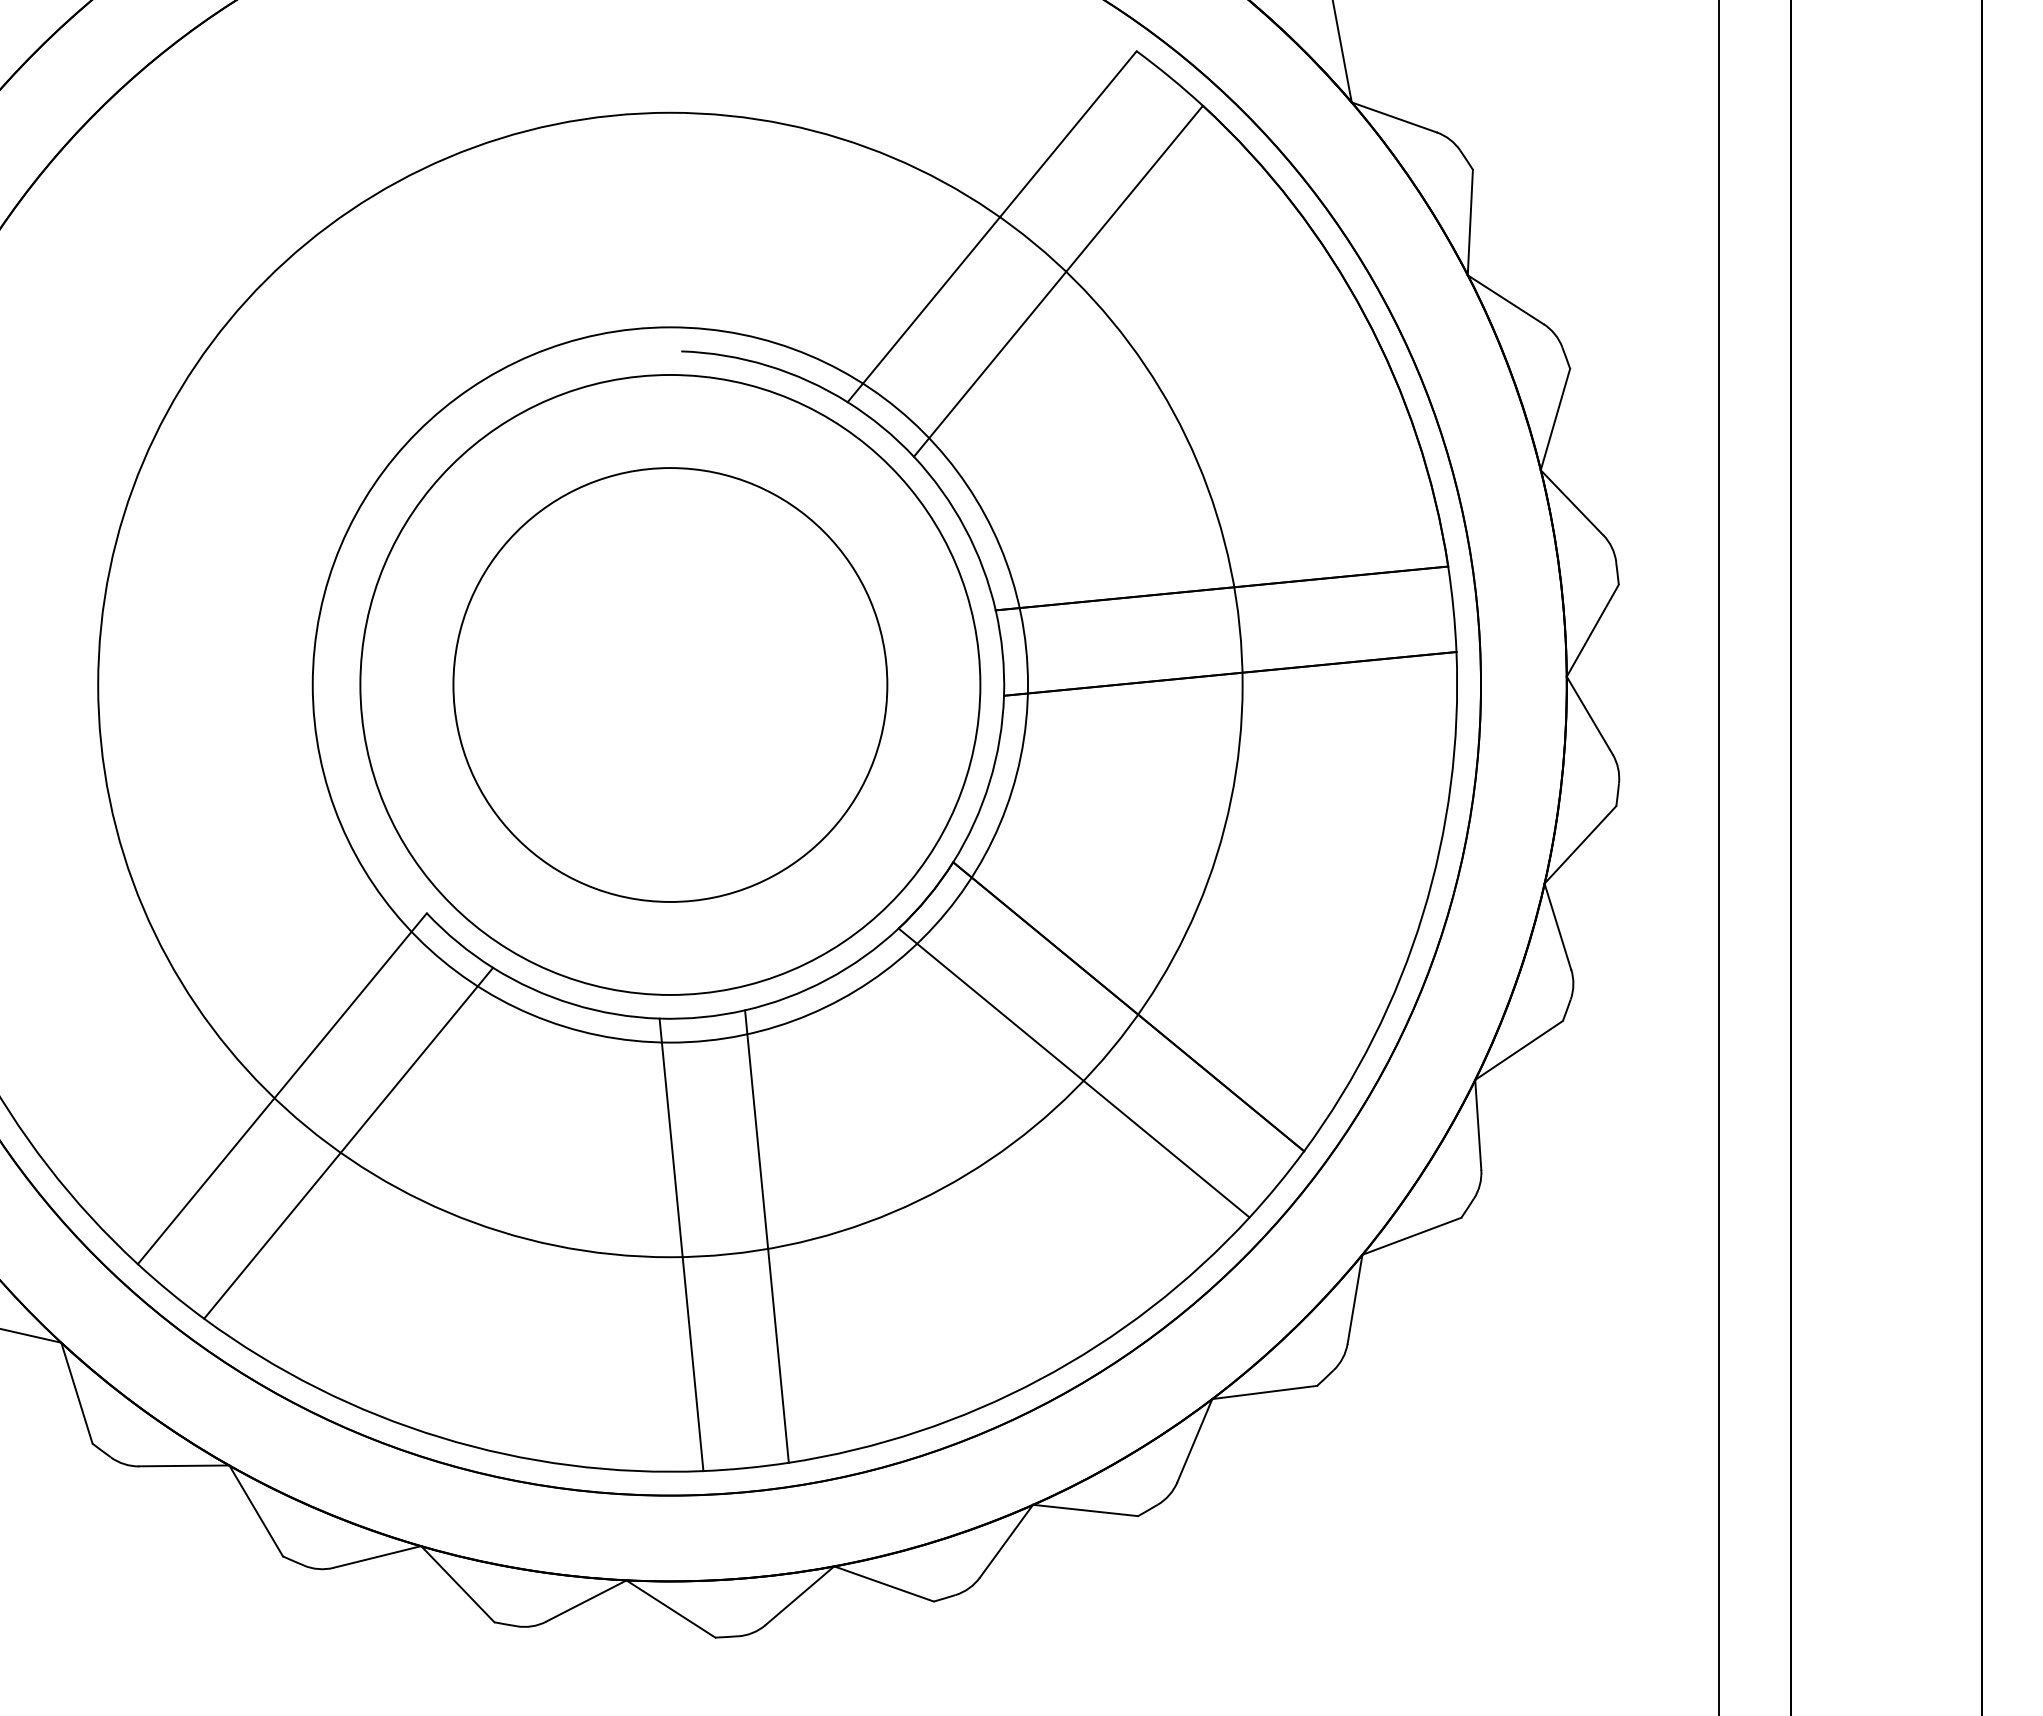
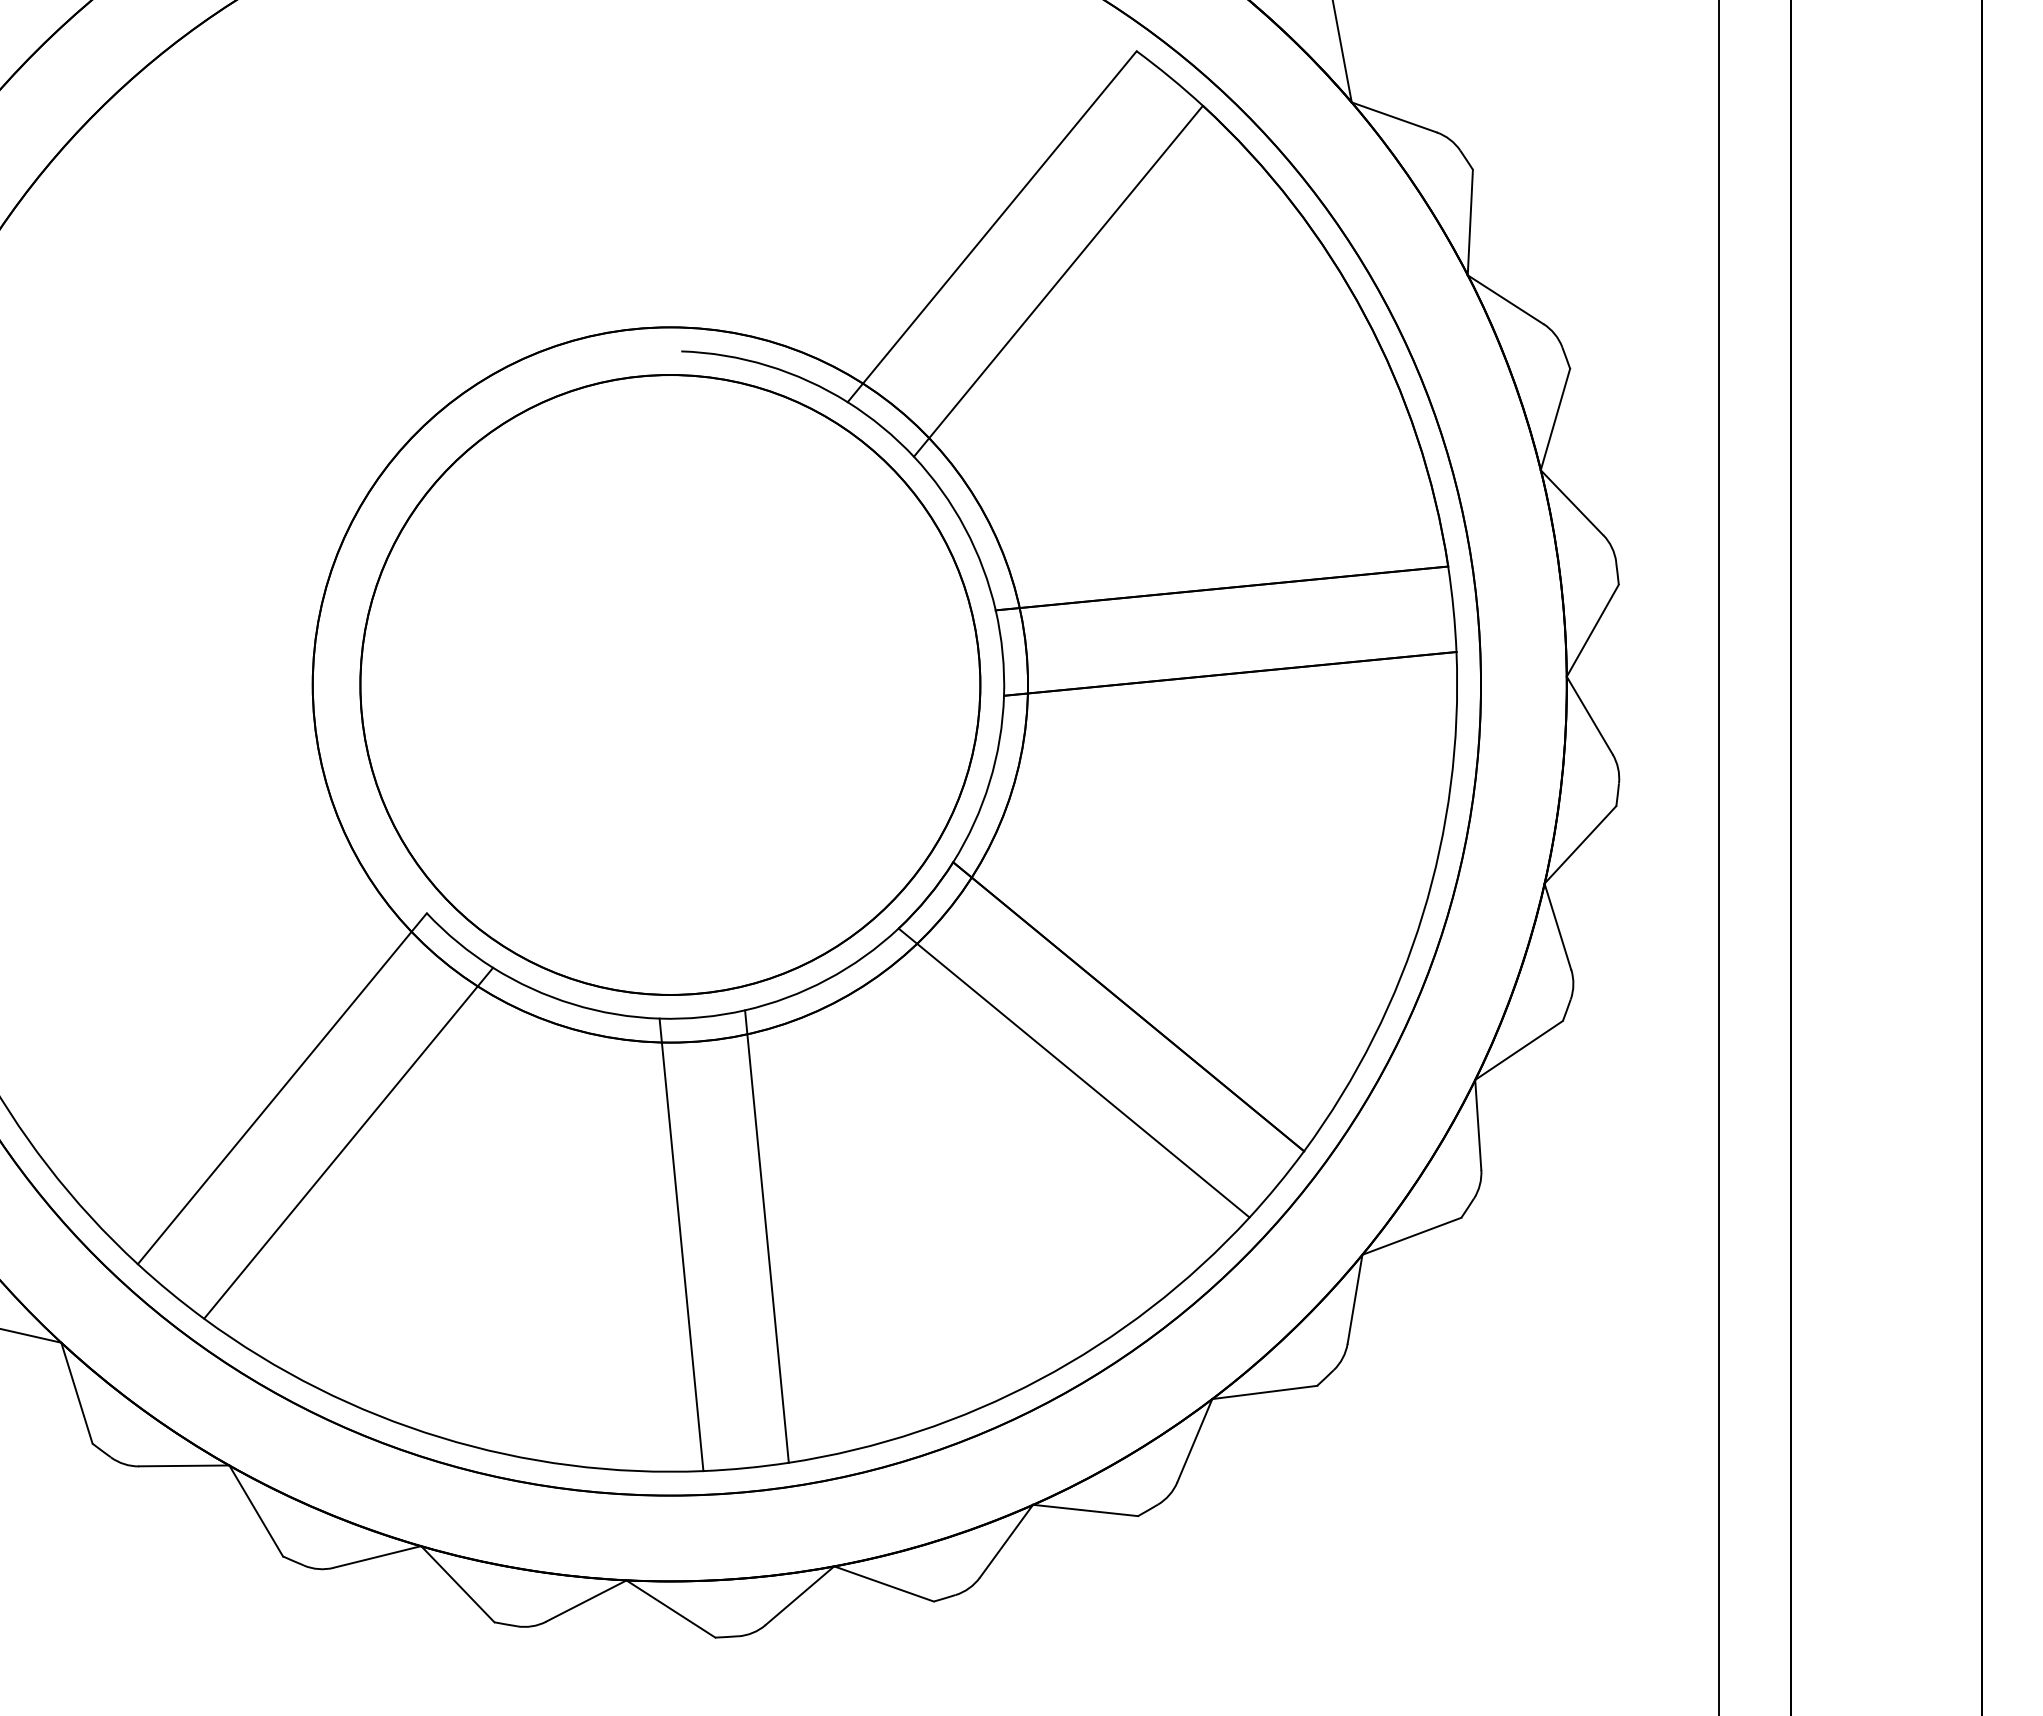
circle diameter: 1144 px -> 715 px (670, 684)
circle diameter: 434 px -> 620 px (670, 684)
